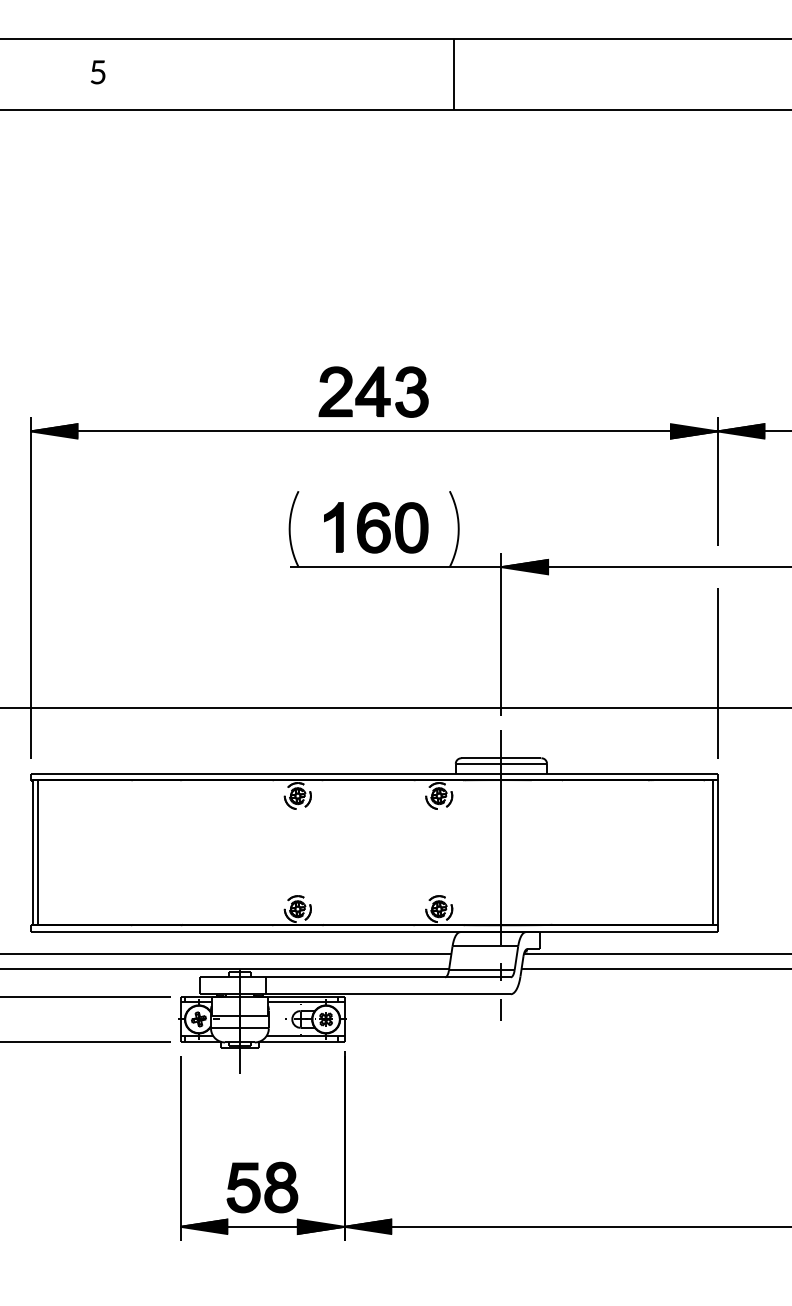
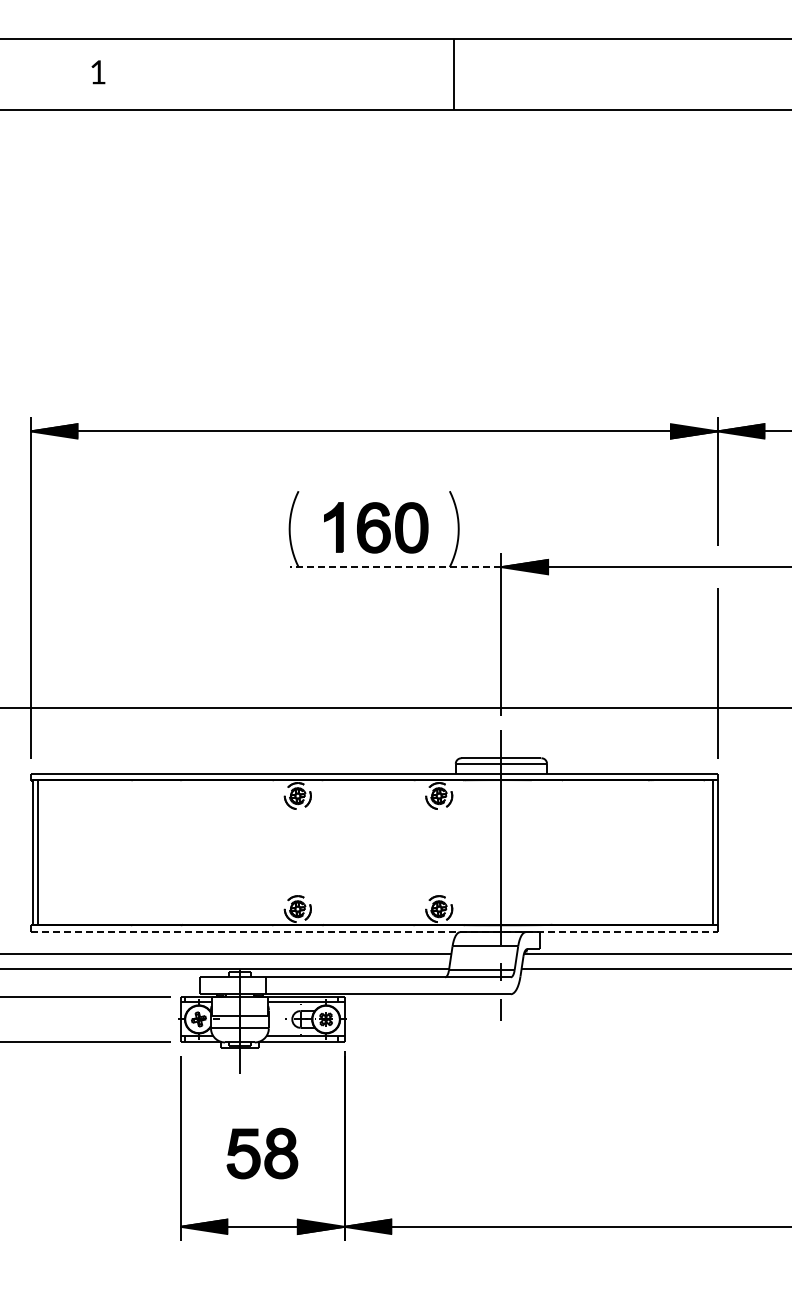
text: 5 -> 1 (97, 72)
part: present -> none (373, 391)
line: solid -> dashed (395, 567)
line: solid -> dashed (374, 931)
part position: (262, 1187) -> (262, 1153) (262, 1153)
